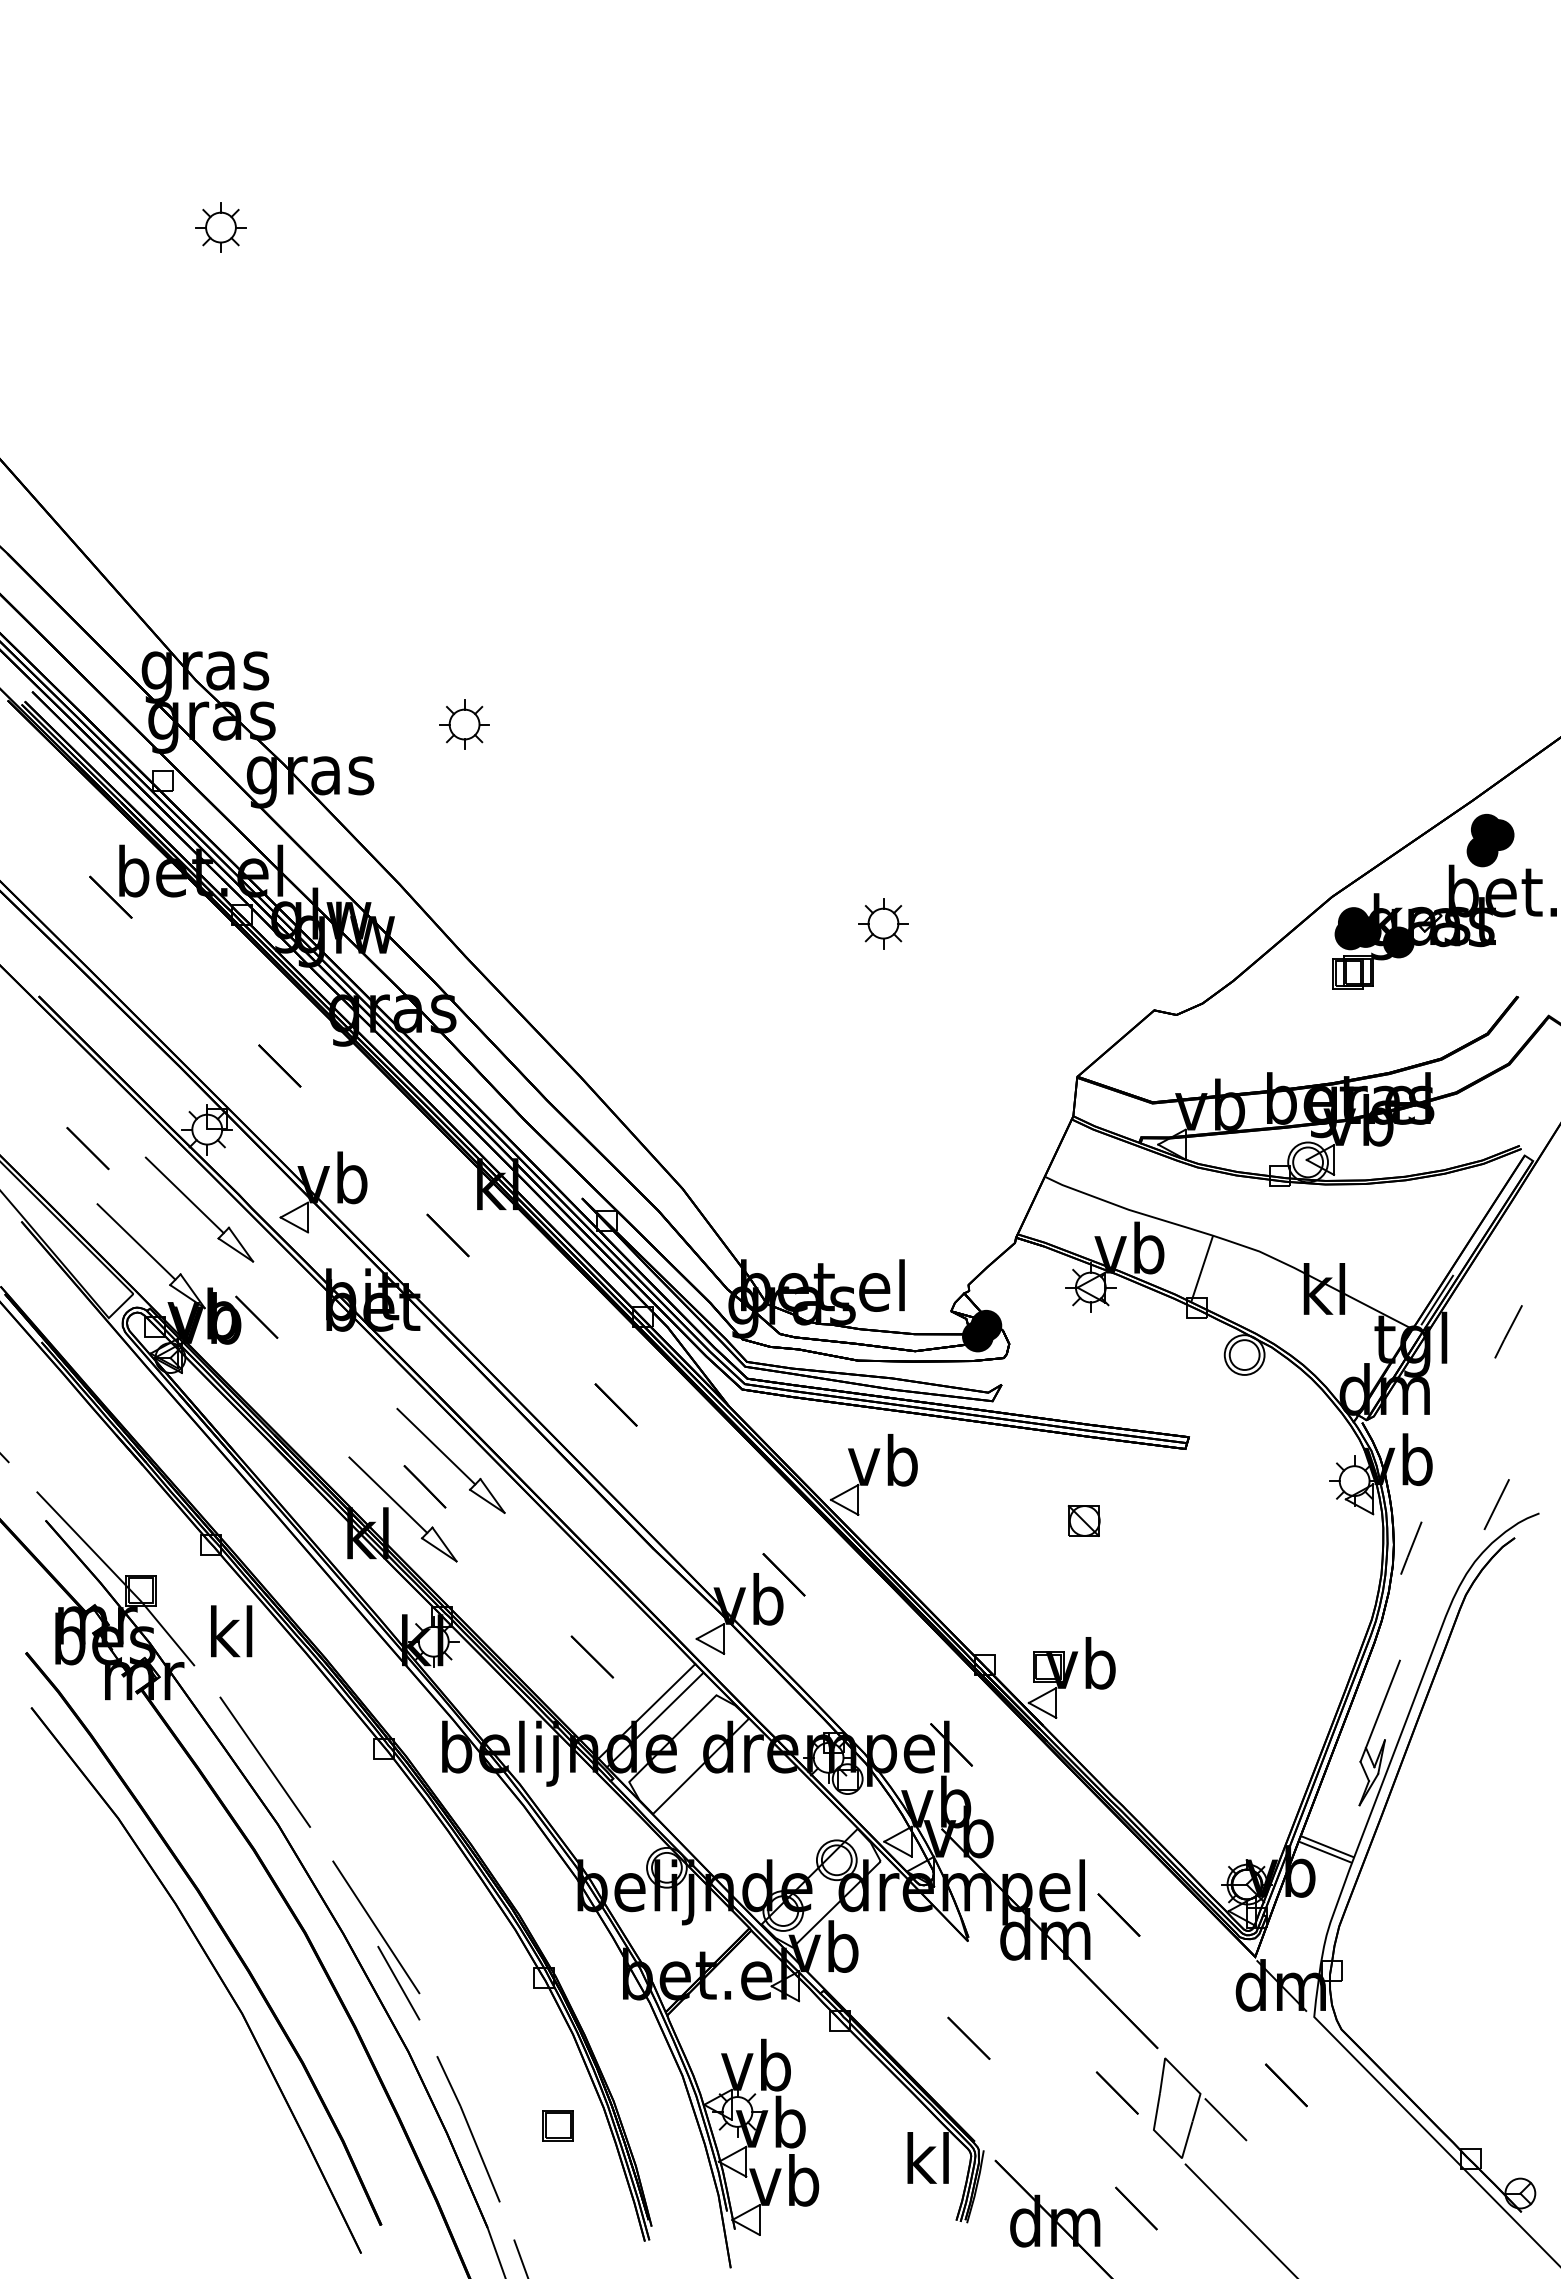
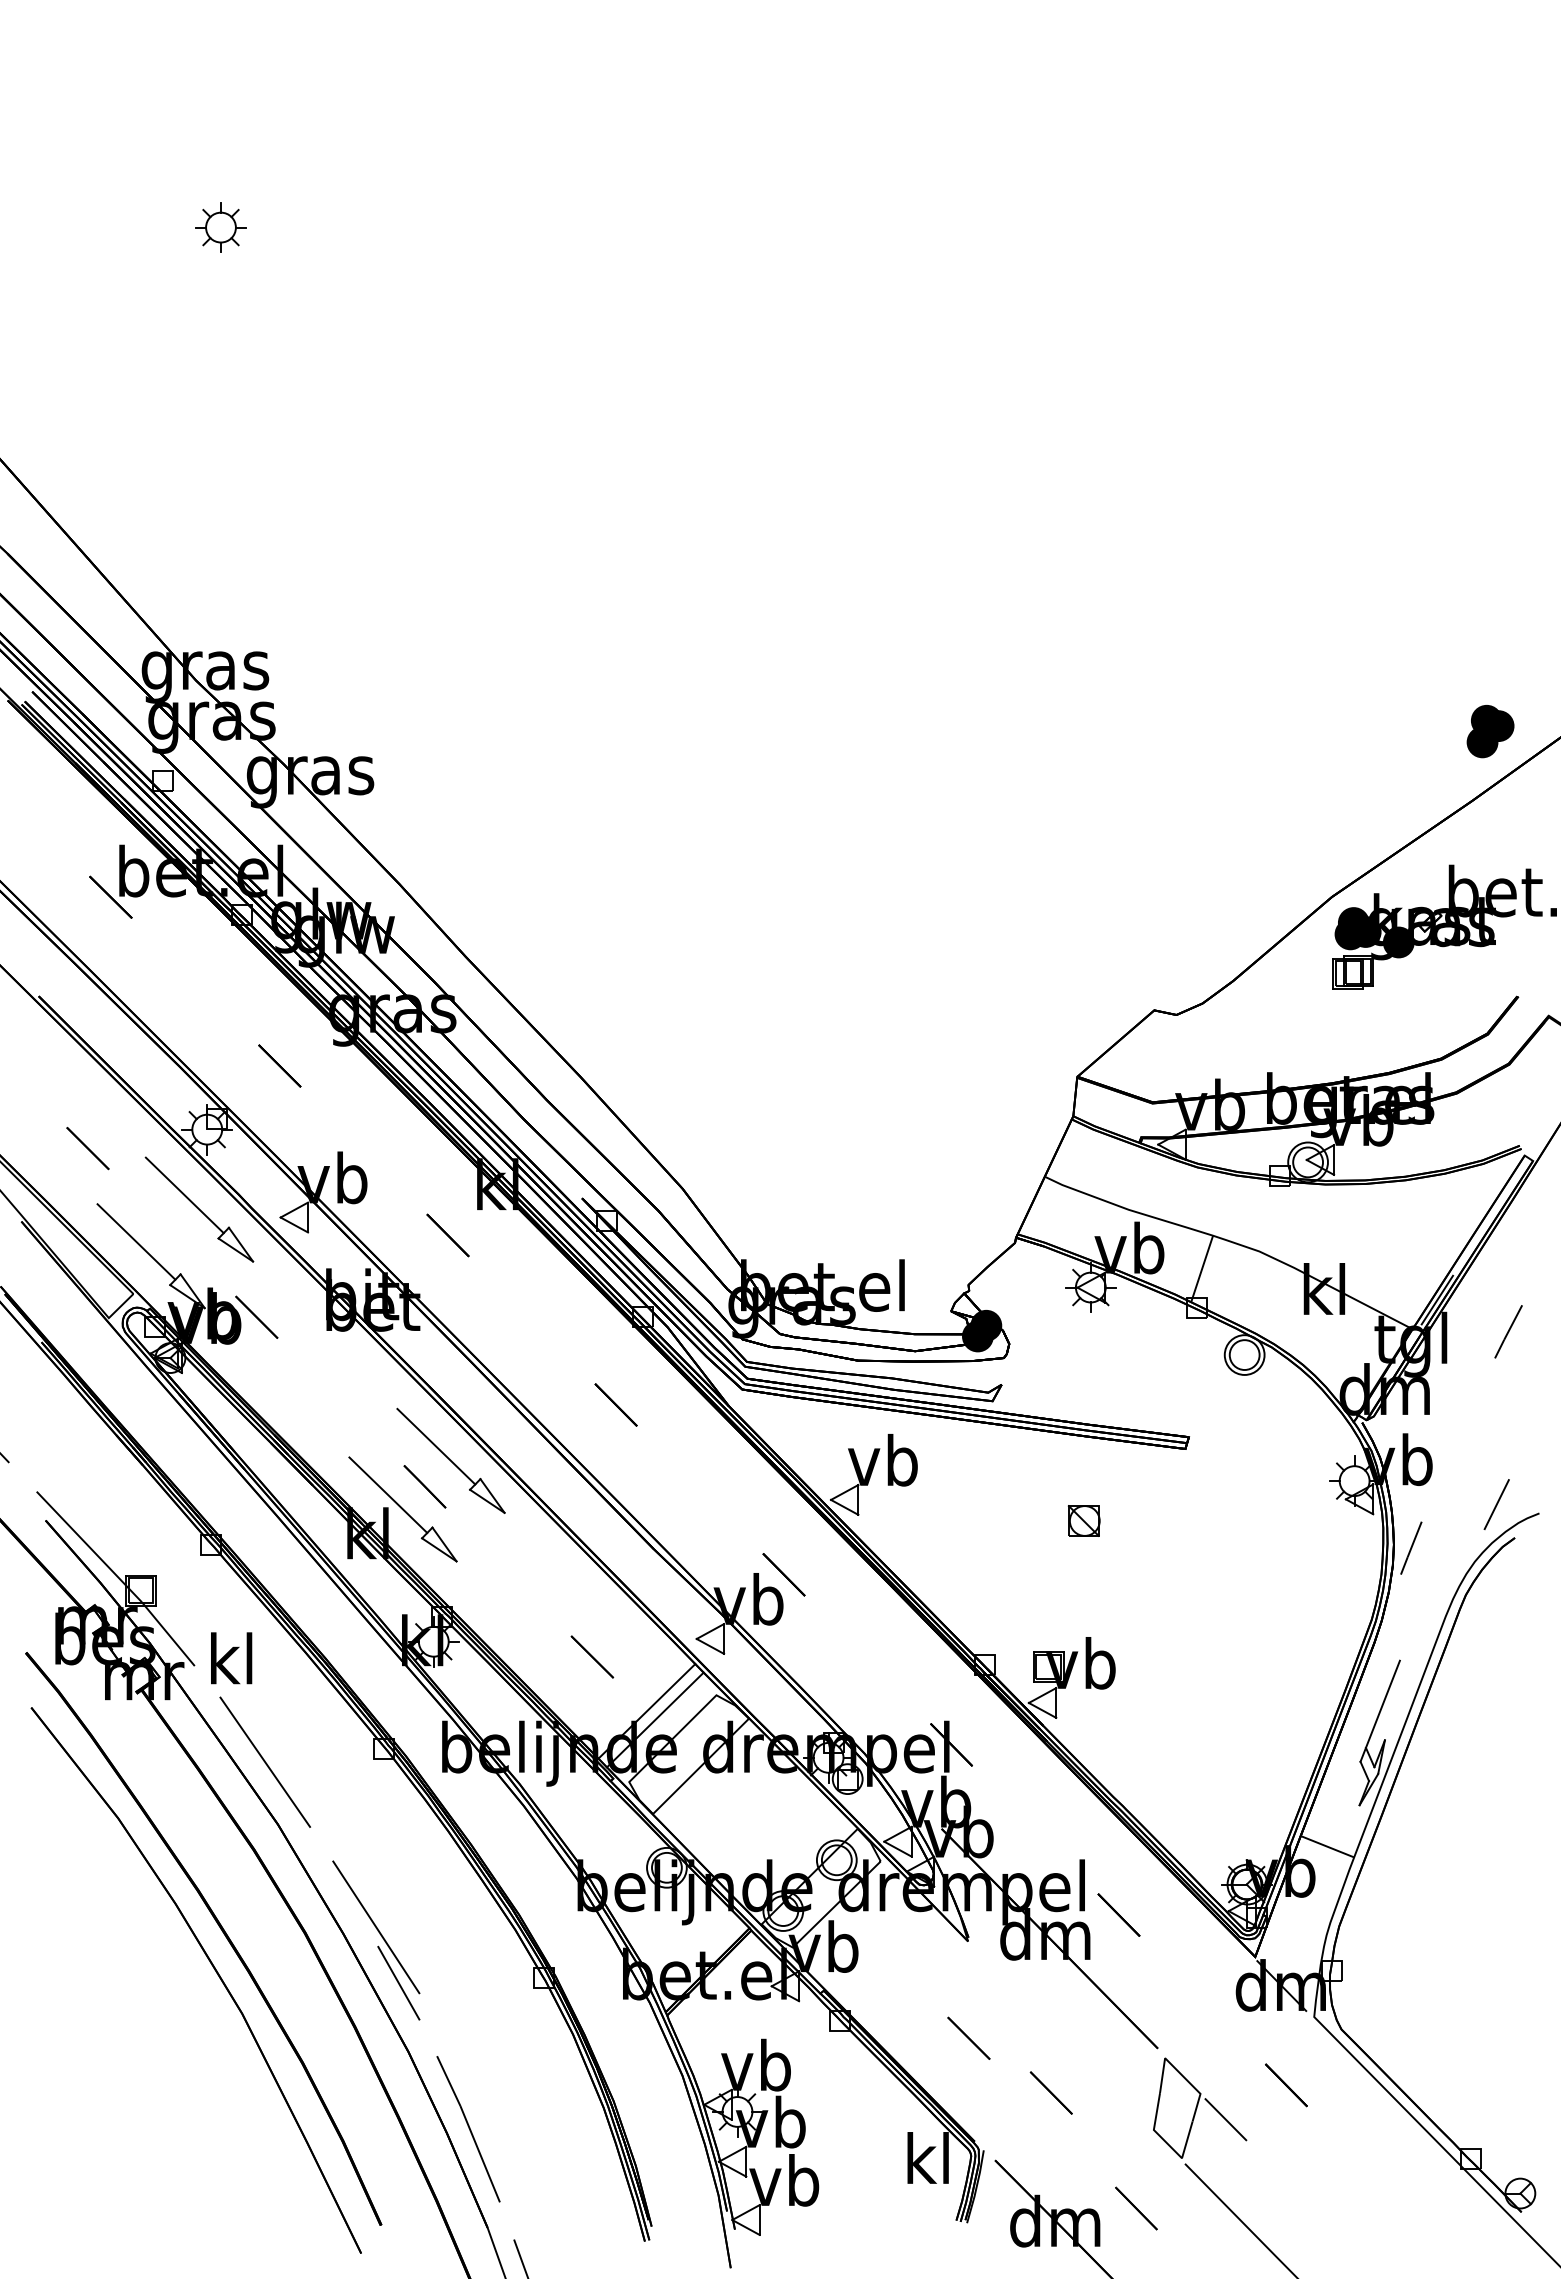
part: present -> none (464, 724)
part position: (1490, 840) -> (1490, 731) (1490, 731)
part: present -> none (883, 923)
text position: (231, 1631) -> (231, 1658) (231, 1658)
line: present -> none (1325, 1851)
line position: (1116, 2092) -> (1050, 2092) (1050, 2092)
part: present -> none (557, 2125)
